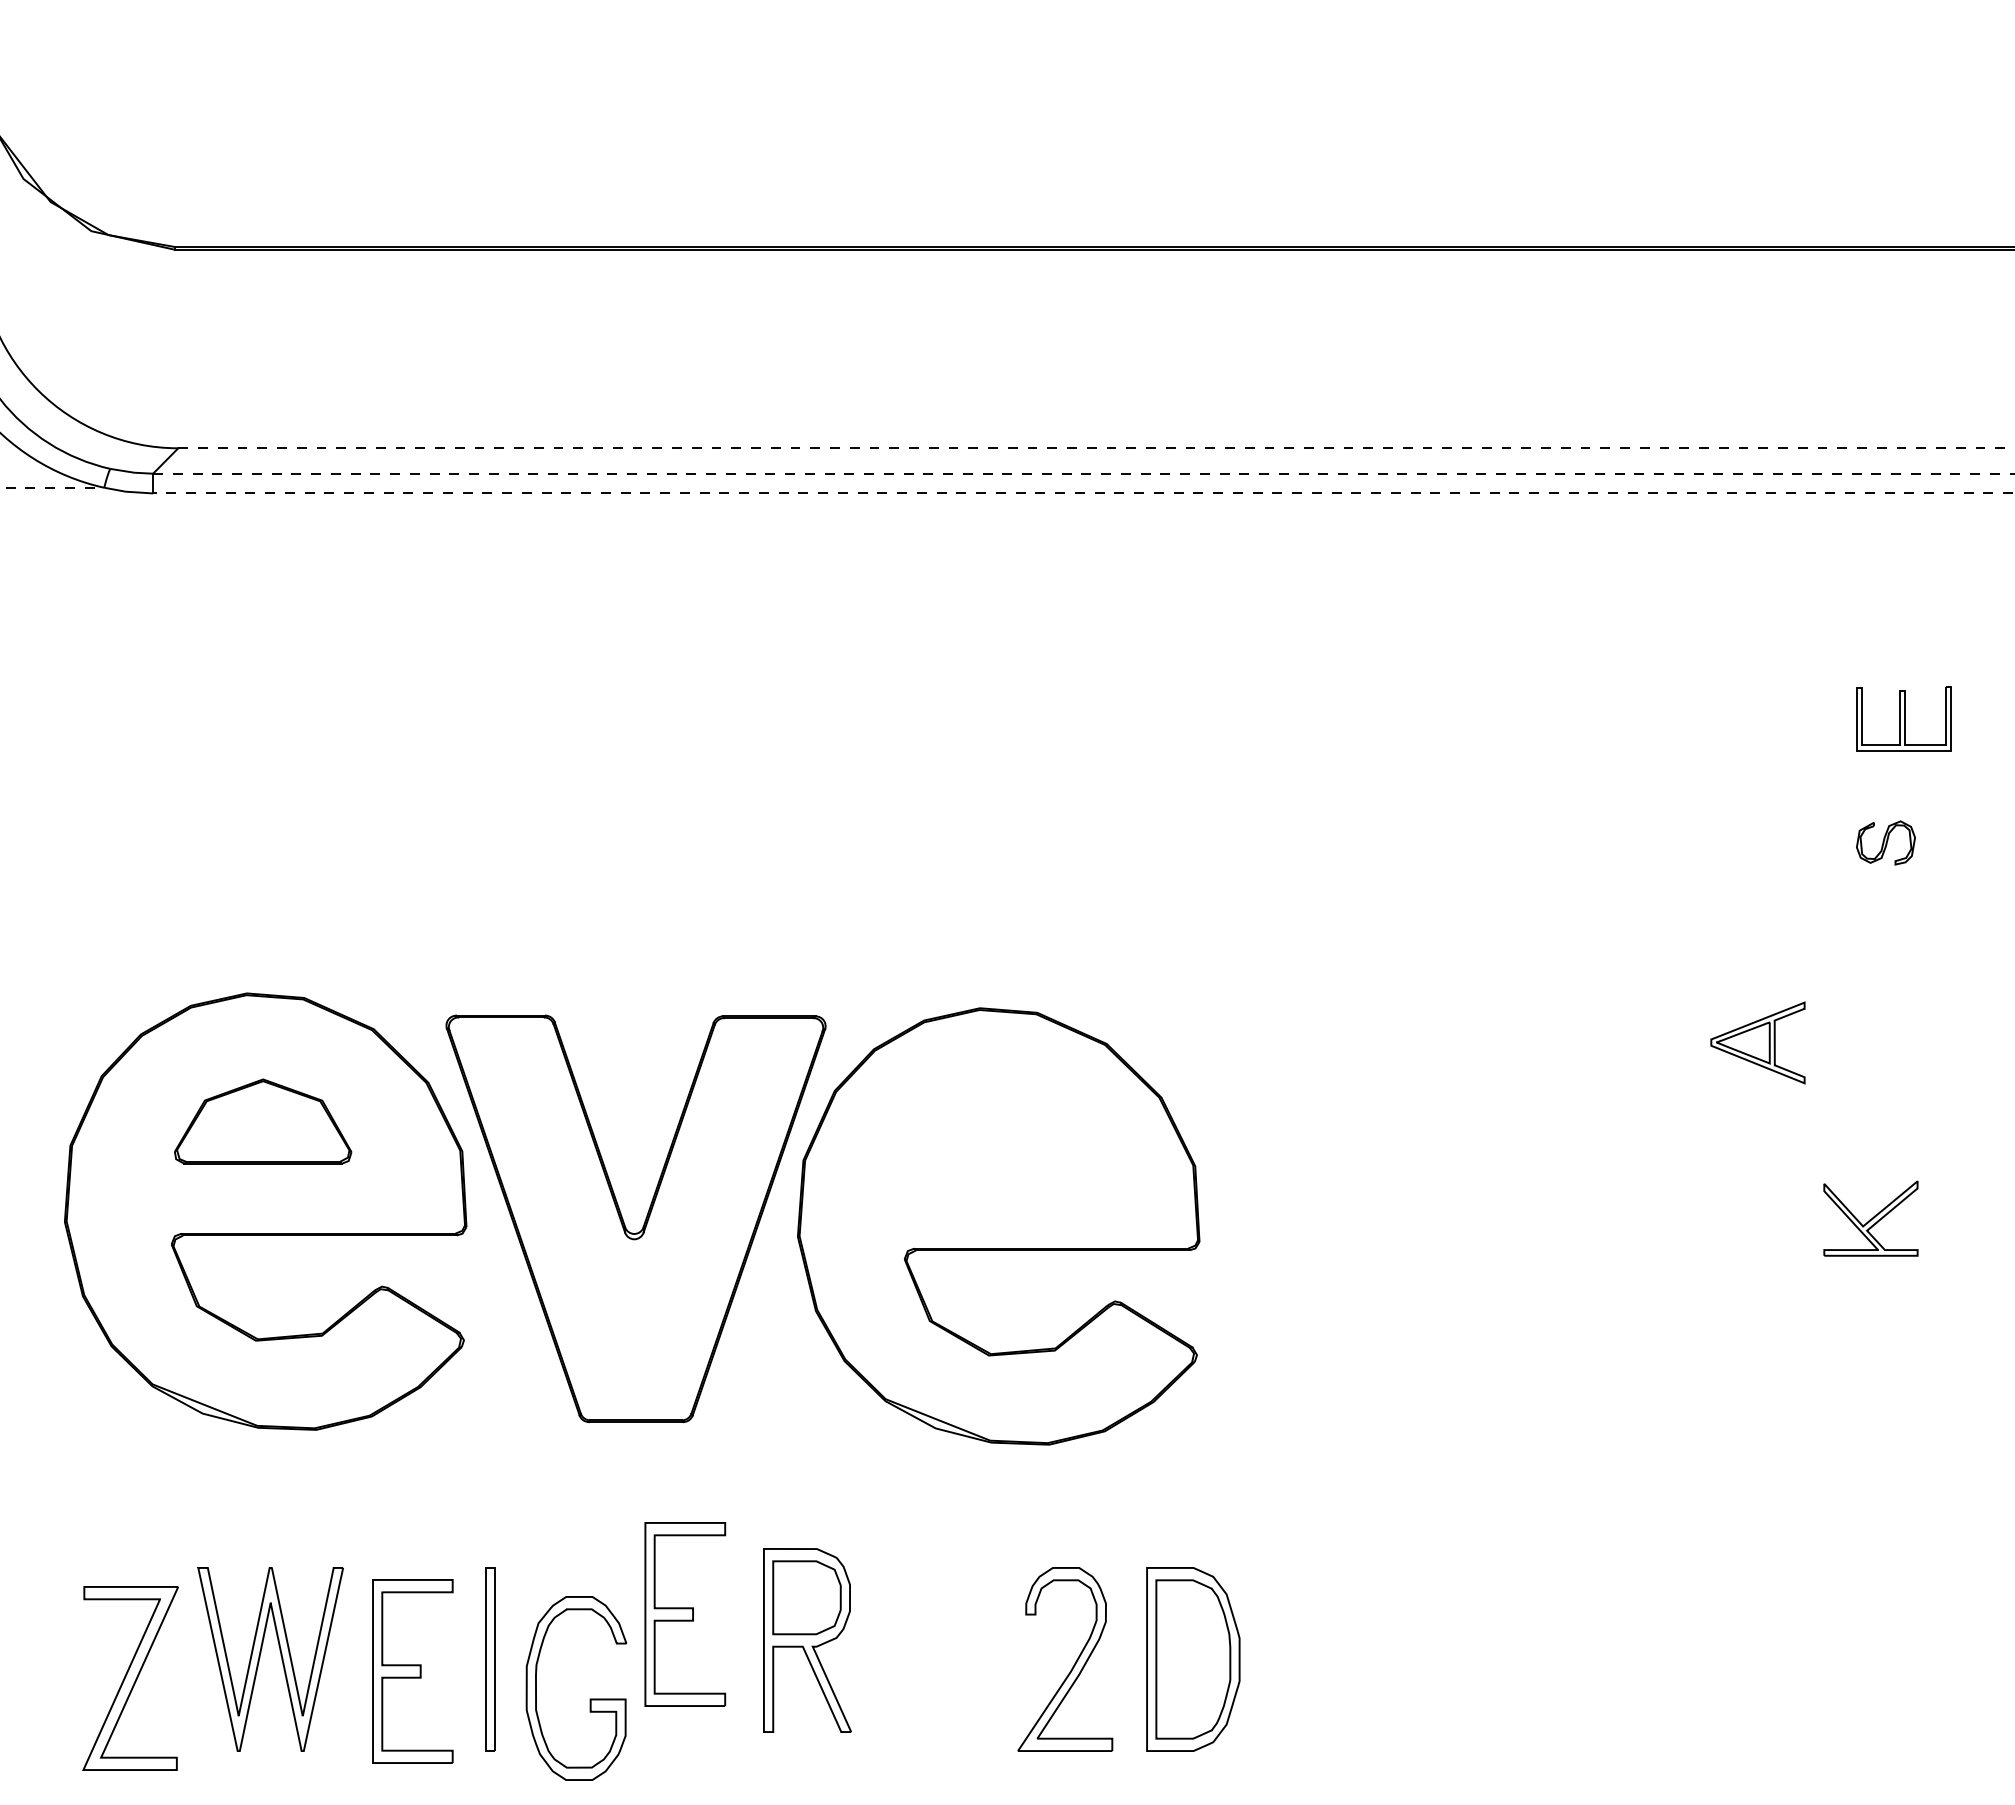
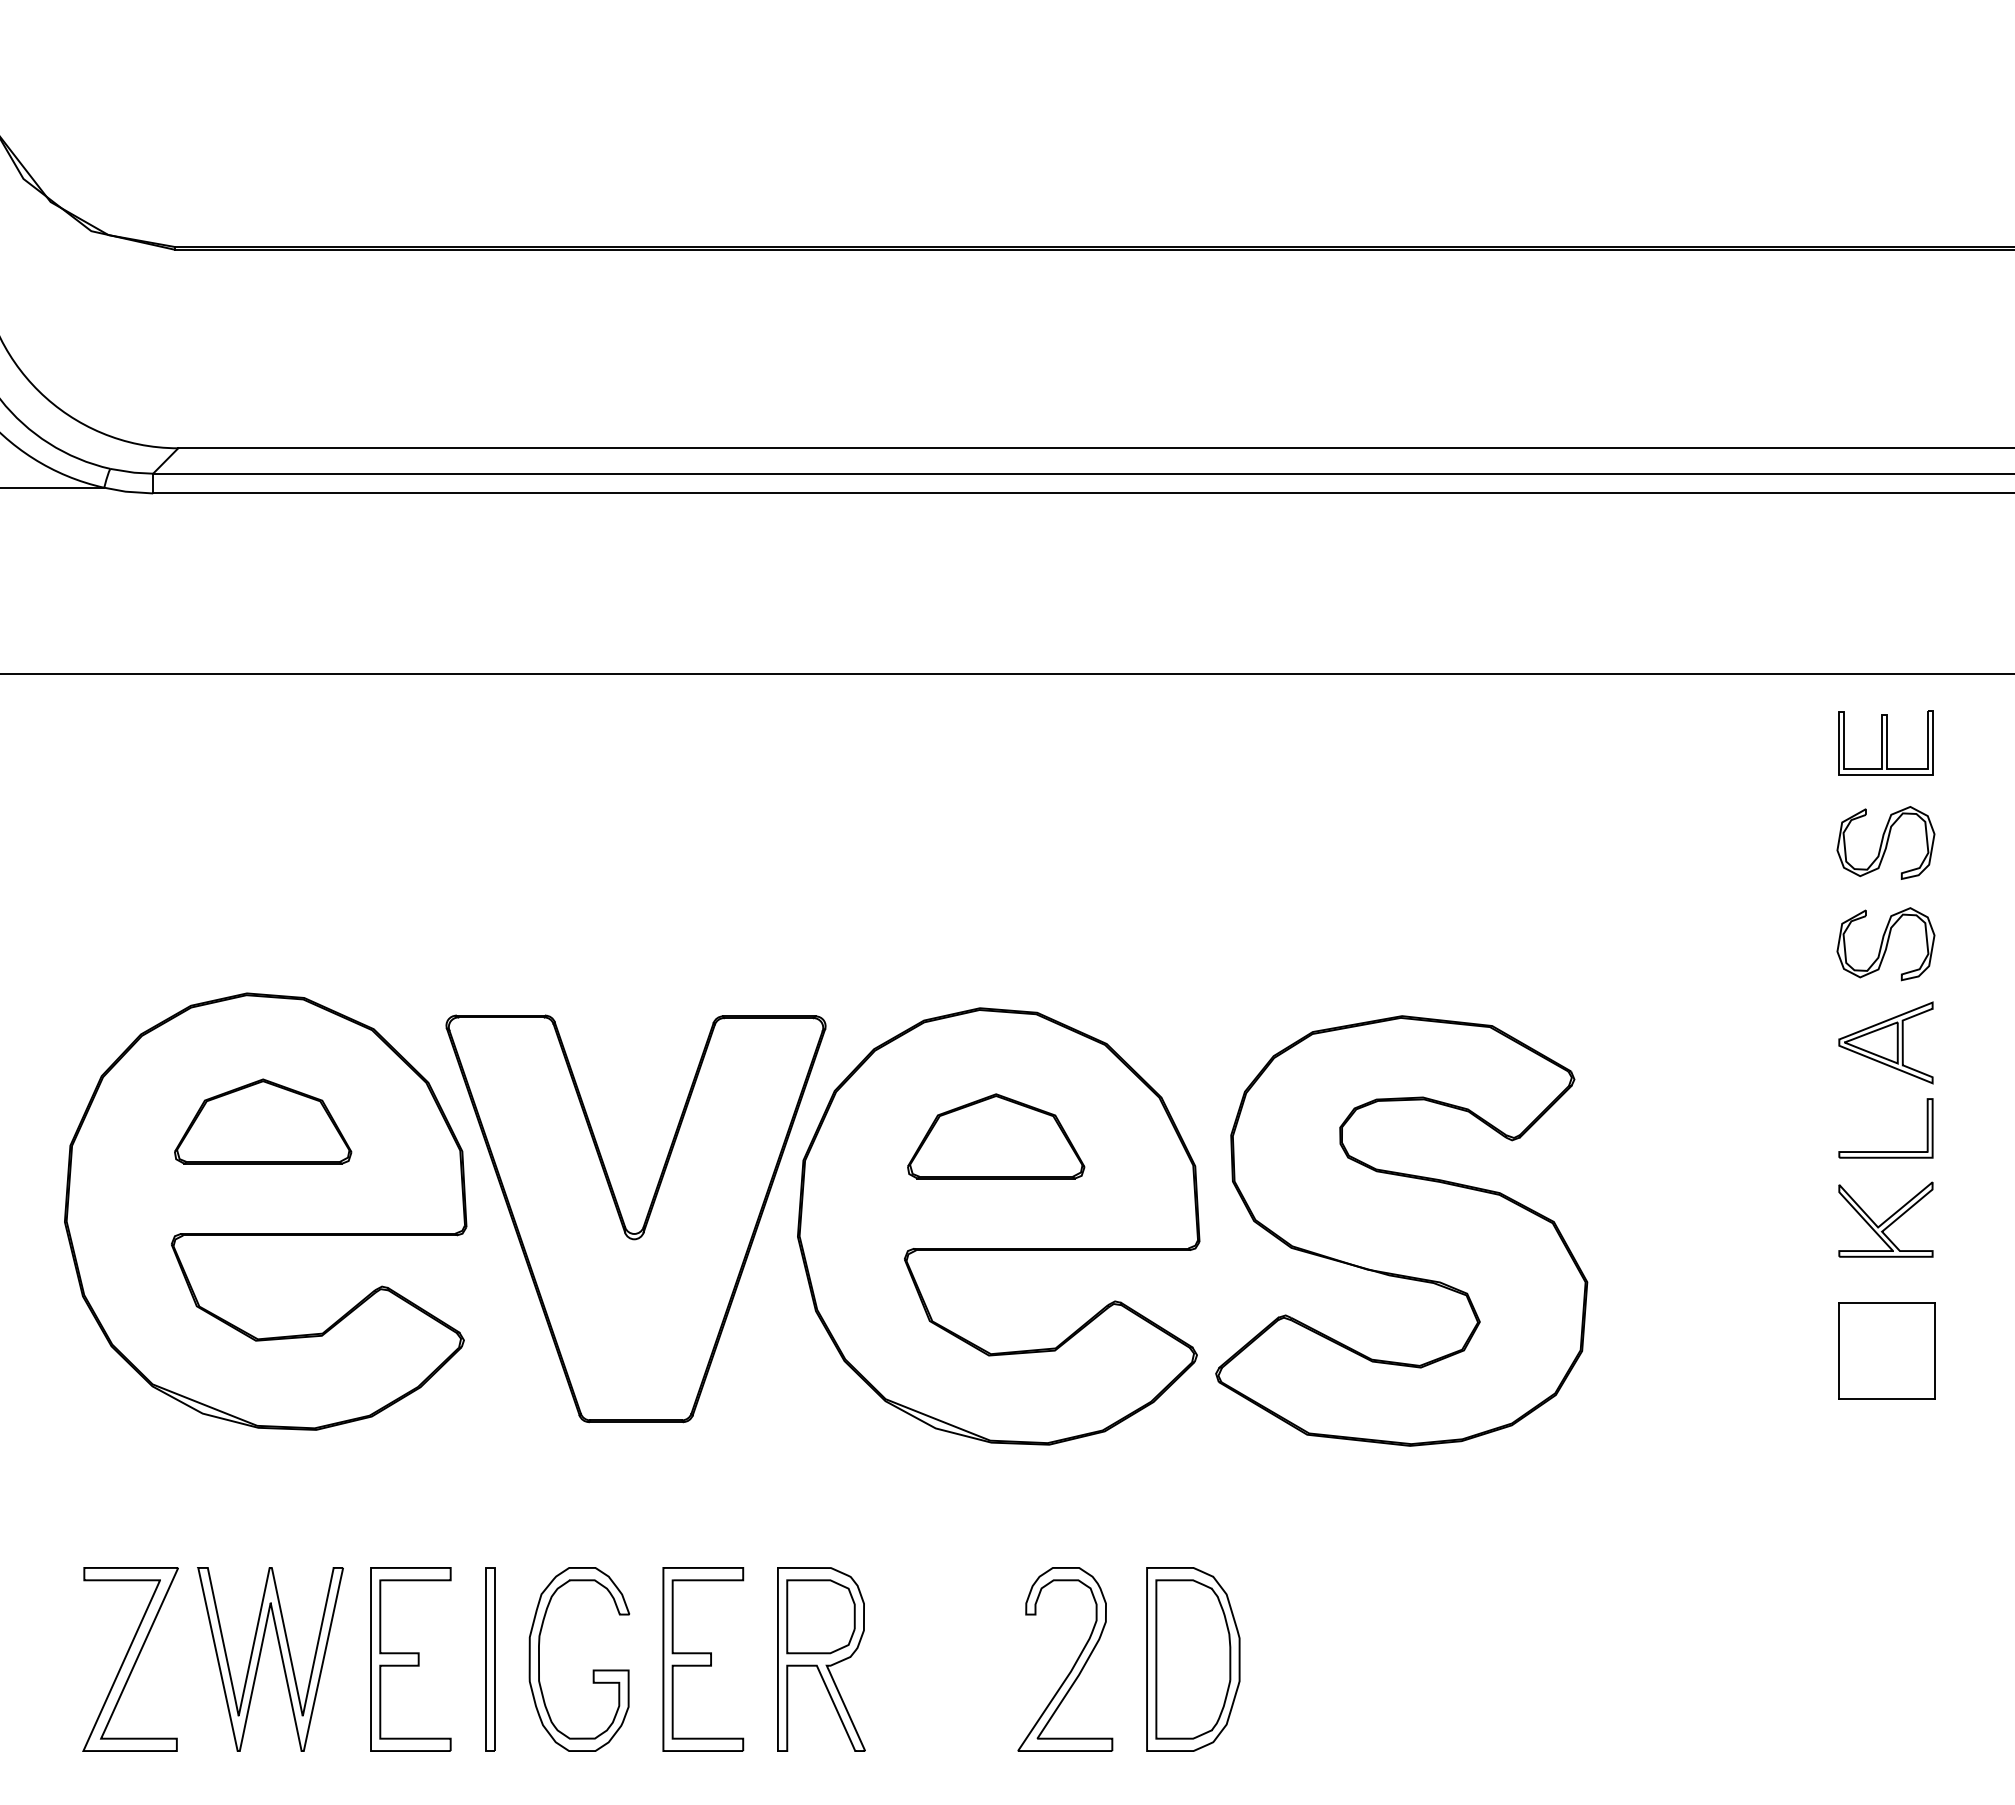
line: dashed -> solid (1097, 448)
line: dashed -> solid (1084, 473)
line: dashed -> solid (52, 487)
line: dashed -> solid (1084, 493)
line: none -> present (1006, 673)
part position: (1903, 718) -> (1885, 742) (1885, 742)
part size: 60x46 px -> 100x74 px (1885, 842)
part: none -> present (1885, 944)
part position: (1757, 1042) -> (1885, 1042) (1885, 1042)
part: none -> present (996, 1136)
part: none -> present (1885, 1151)
part position: (1870, 1218) -> (1885, 1219) (1885, 1219)
part: none -> present (1401, 1230)
part: none -> present (1886, 1350)
part position: (685, 1614) -> (703, 1659) (703, 1659)
part position: (807, 1640) -> (821, 1659) (821, 1659)
part position: (412, 1671) -> (410, 1659) (410, 1659)
part position: (130, 1678) -> (130, 1659) (130, 1659)
part position: (589, 1698) -> (592, 1669) (592, 1669)
